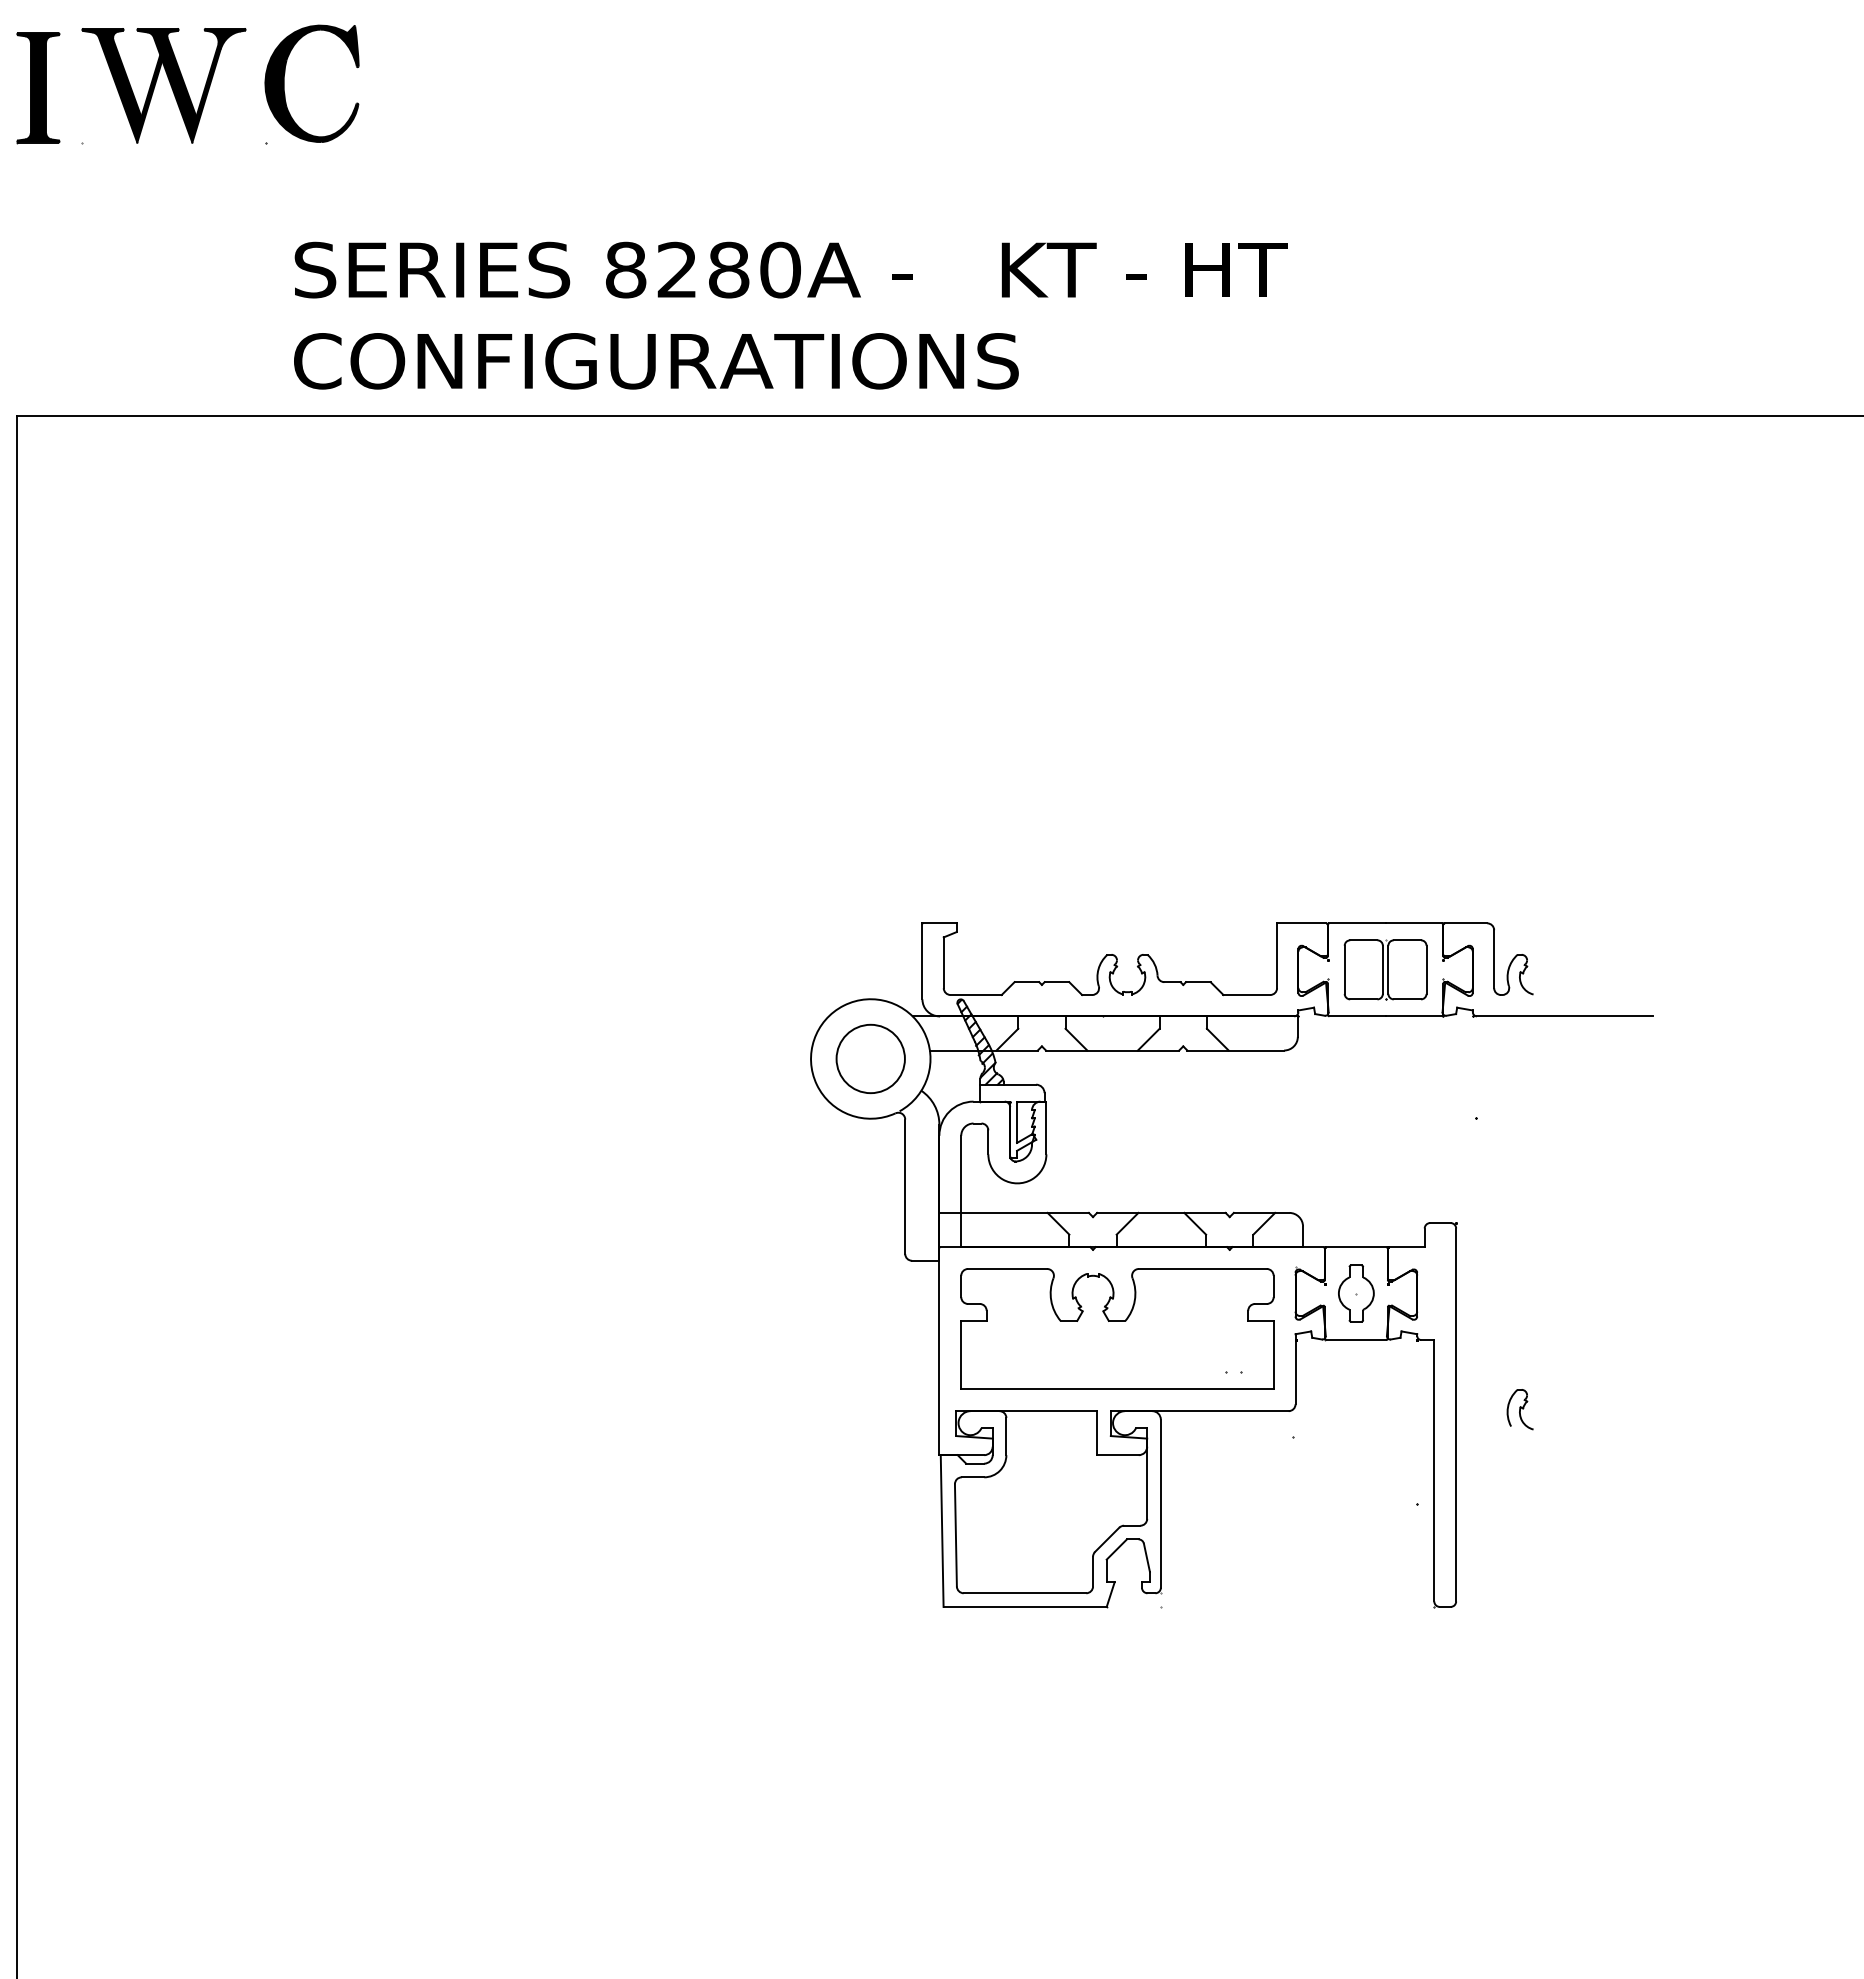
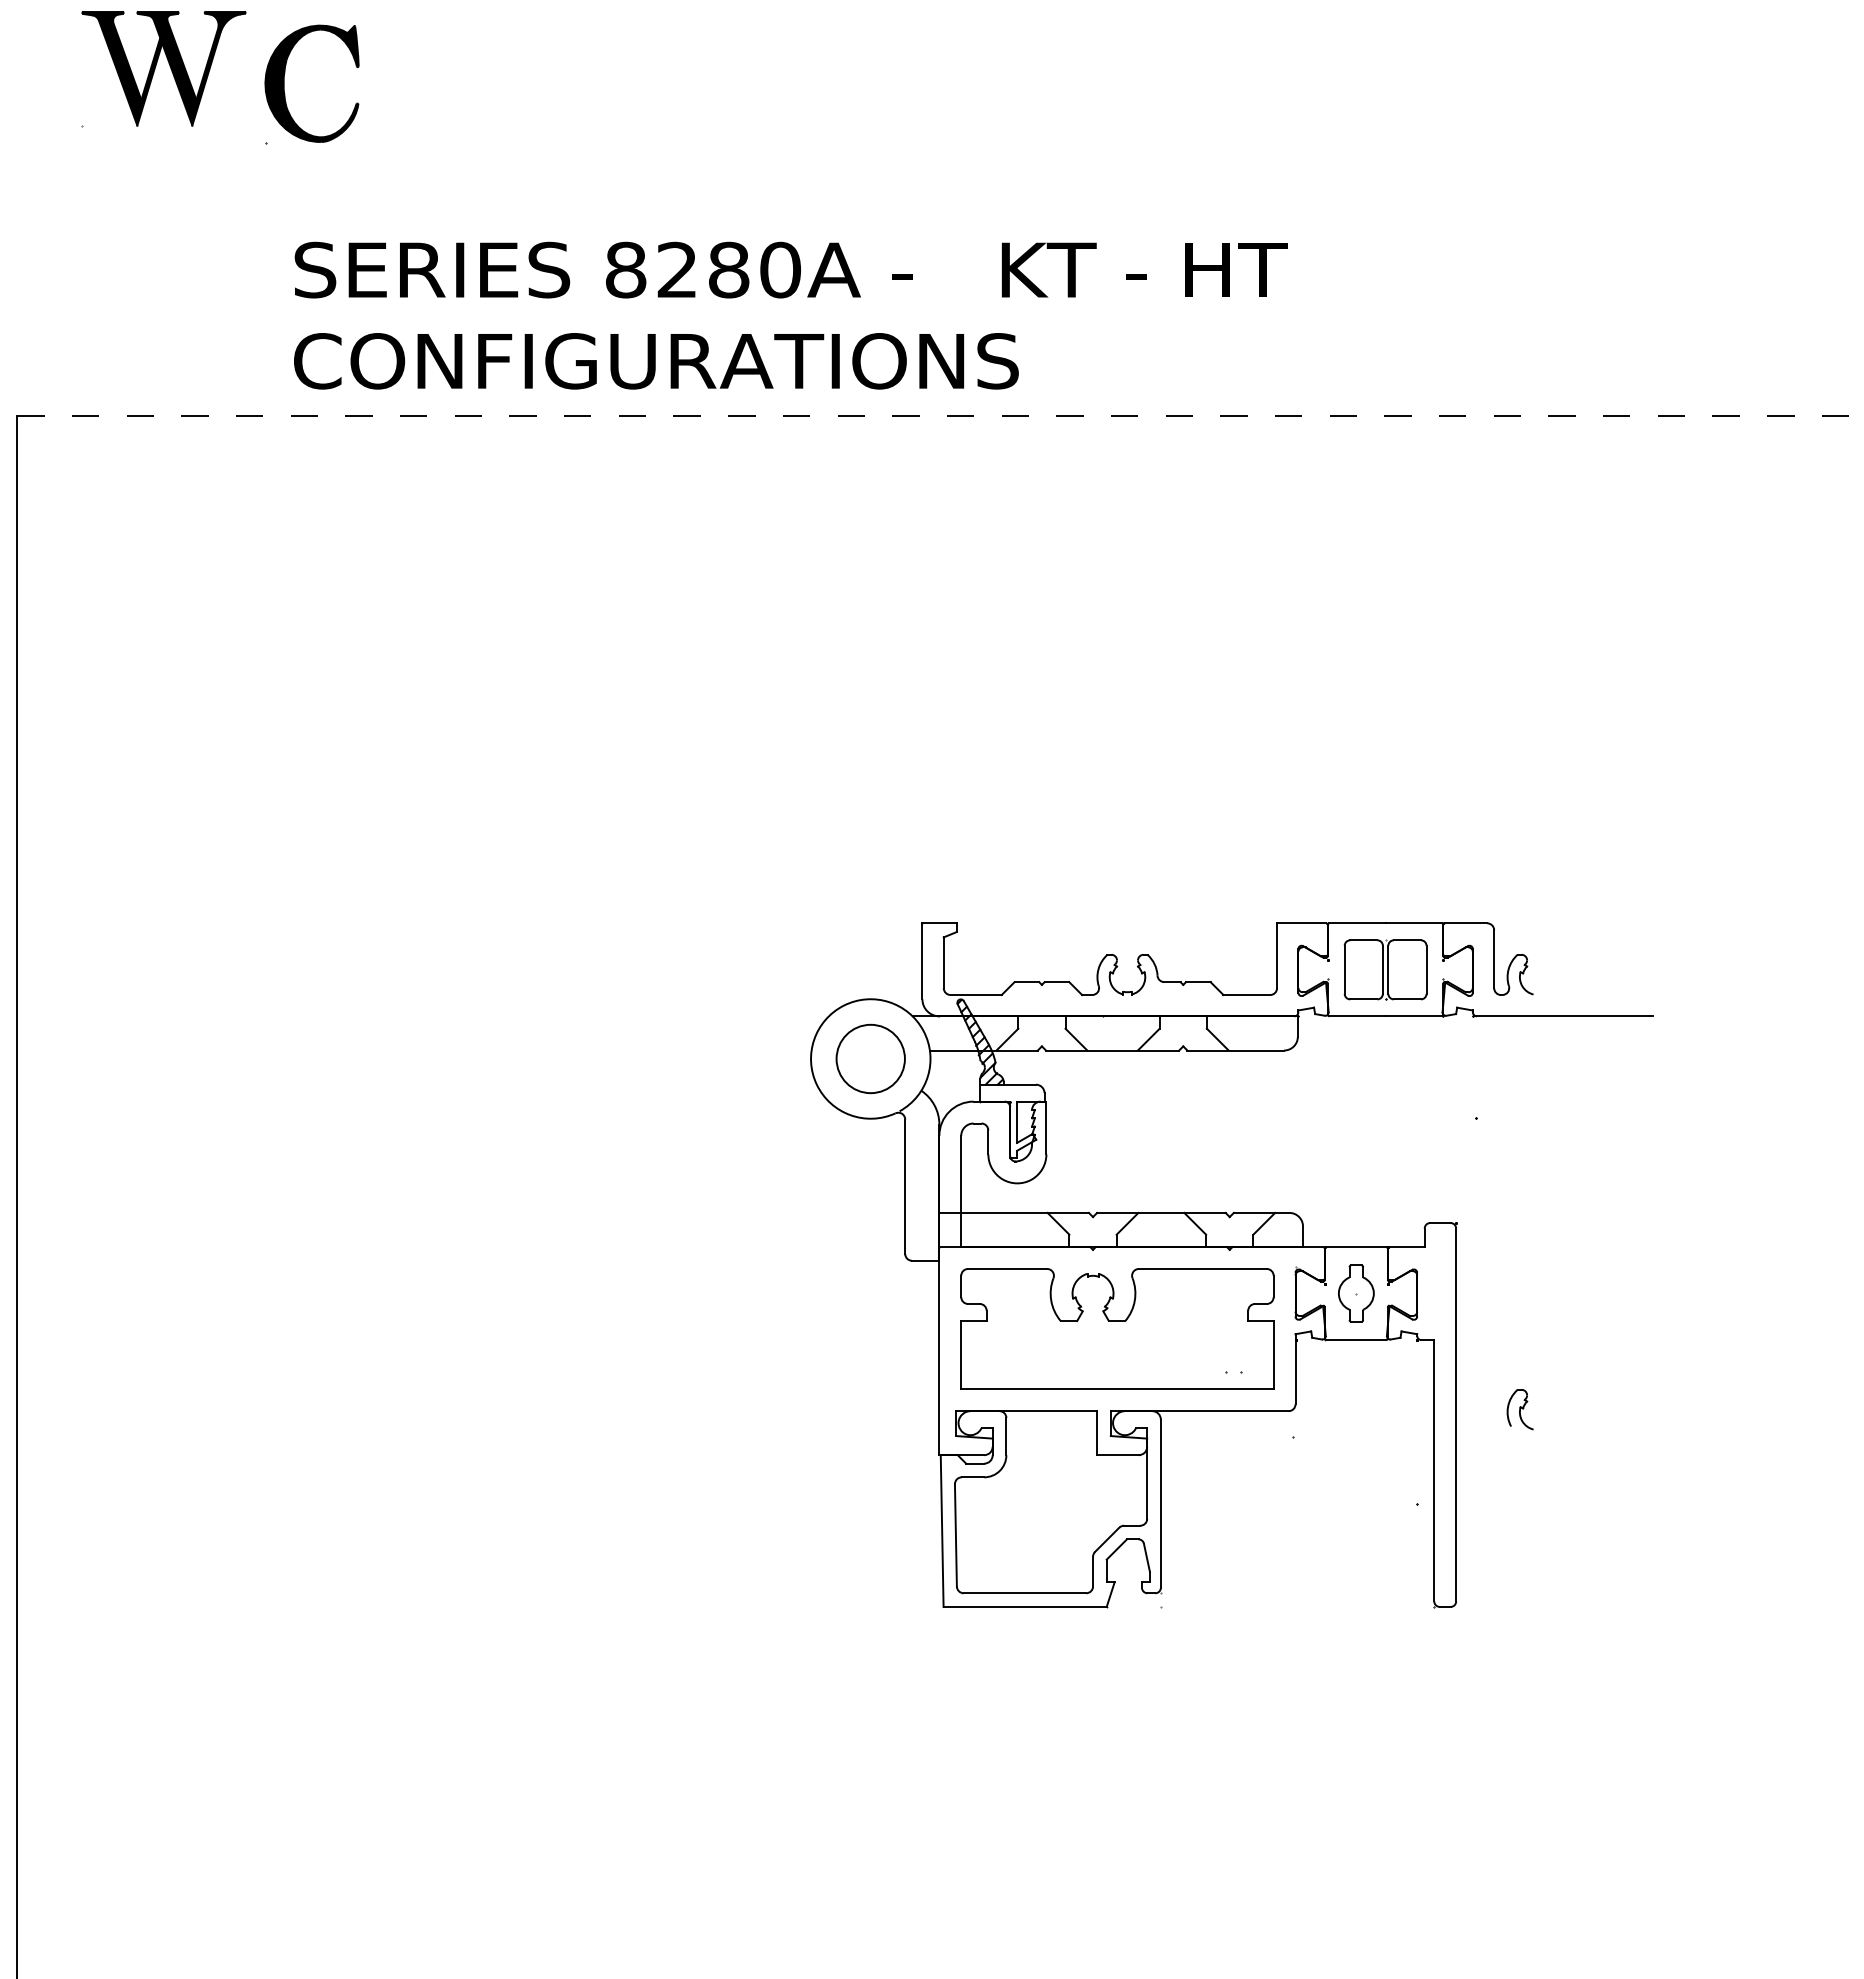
part position: (169, 83) -> (169, 66) (169, 66)
part: present -> none (38, 88)
line: solid -> dashed (941, 415)
